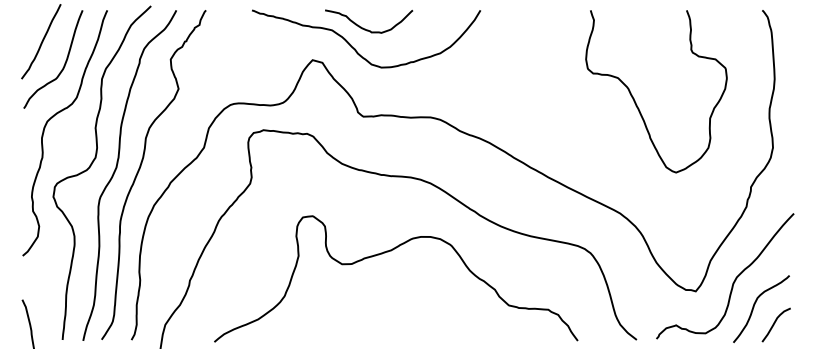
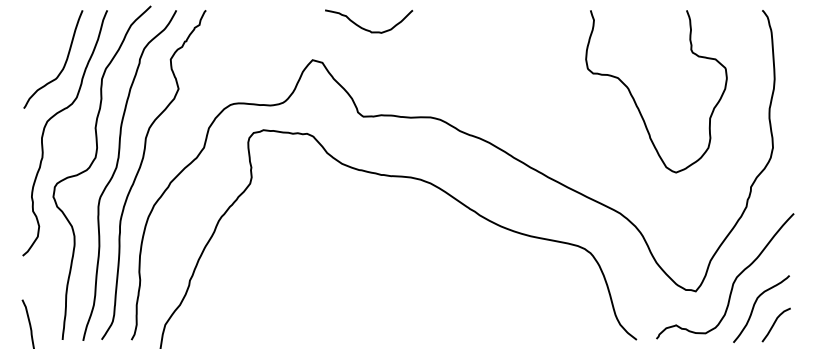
curve: present -> none (41, 41)
curve: present -> none (355, 48)
curve: present -> none (388, 252)
